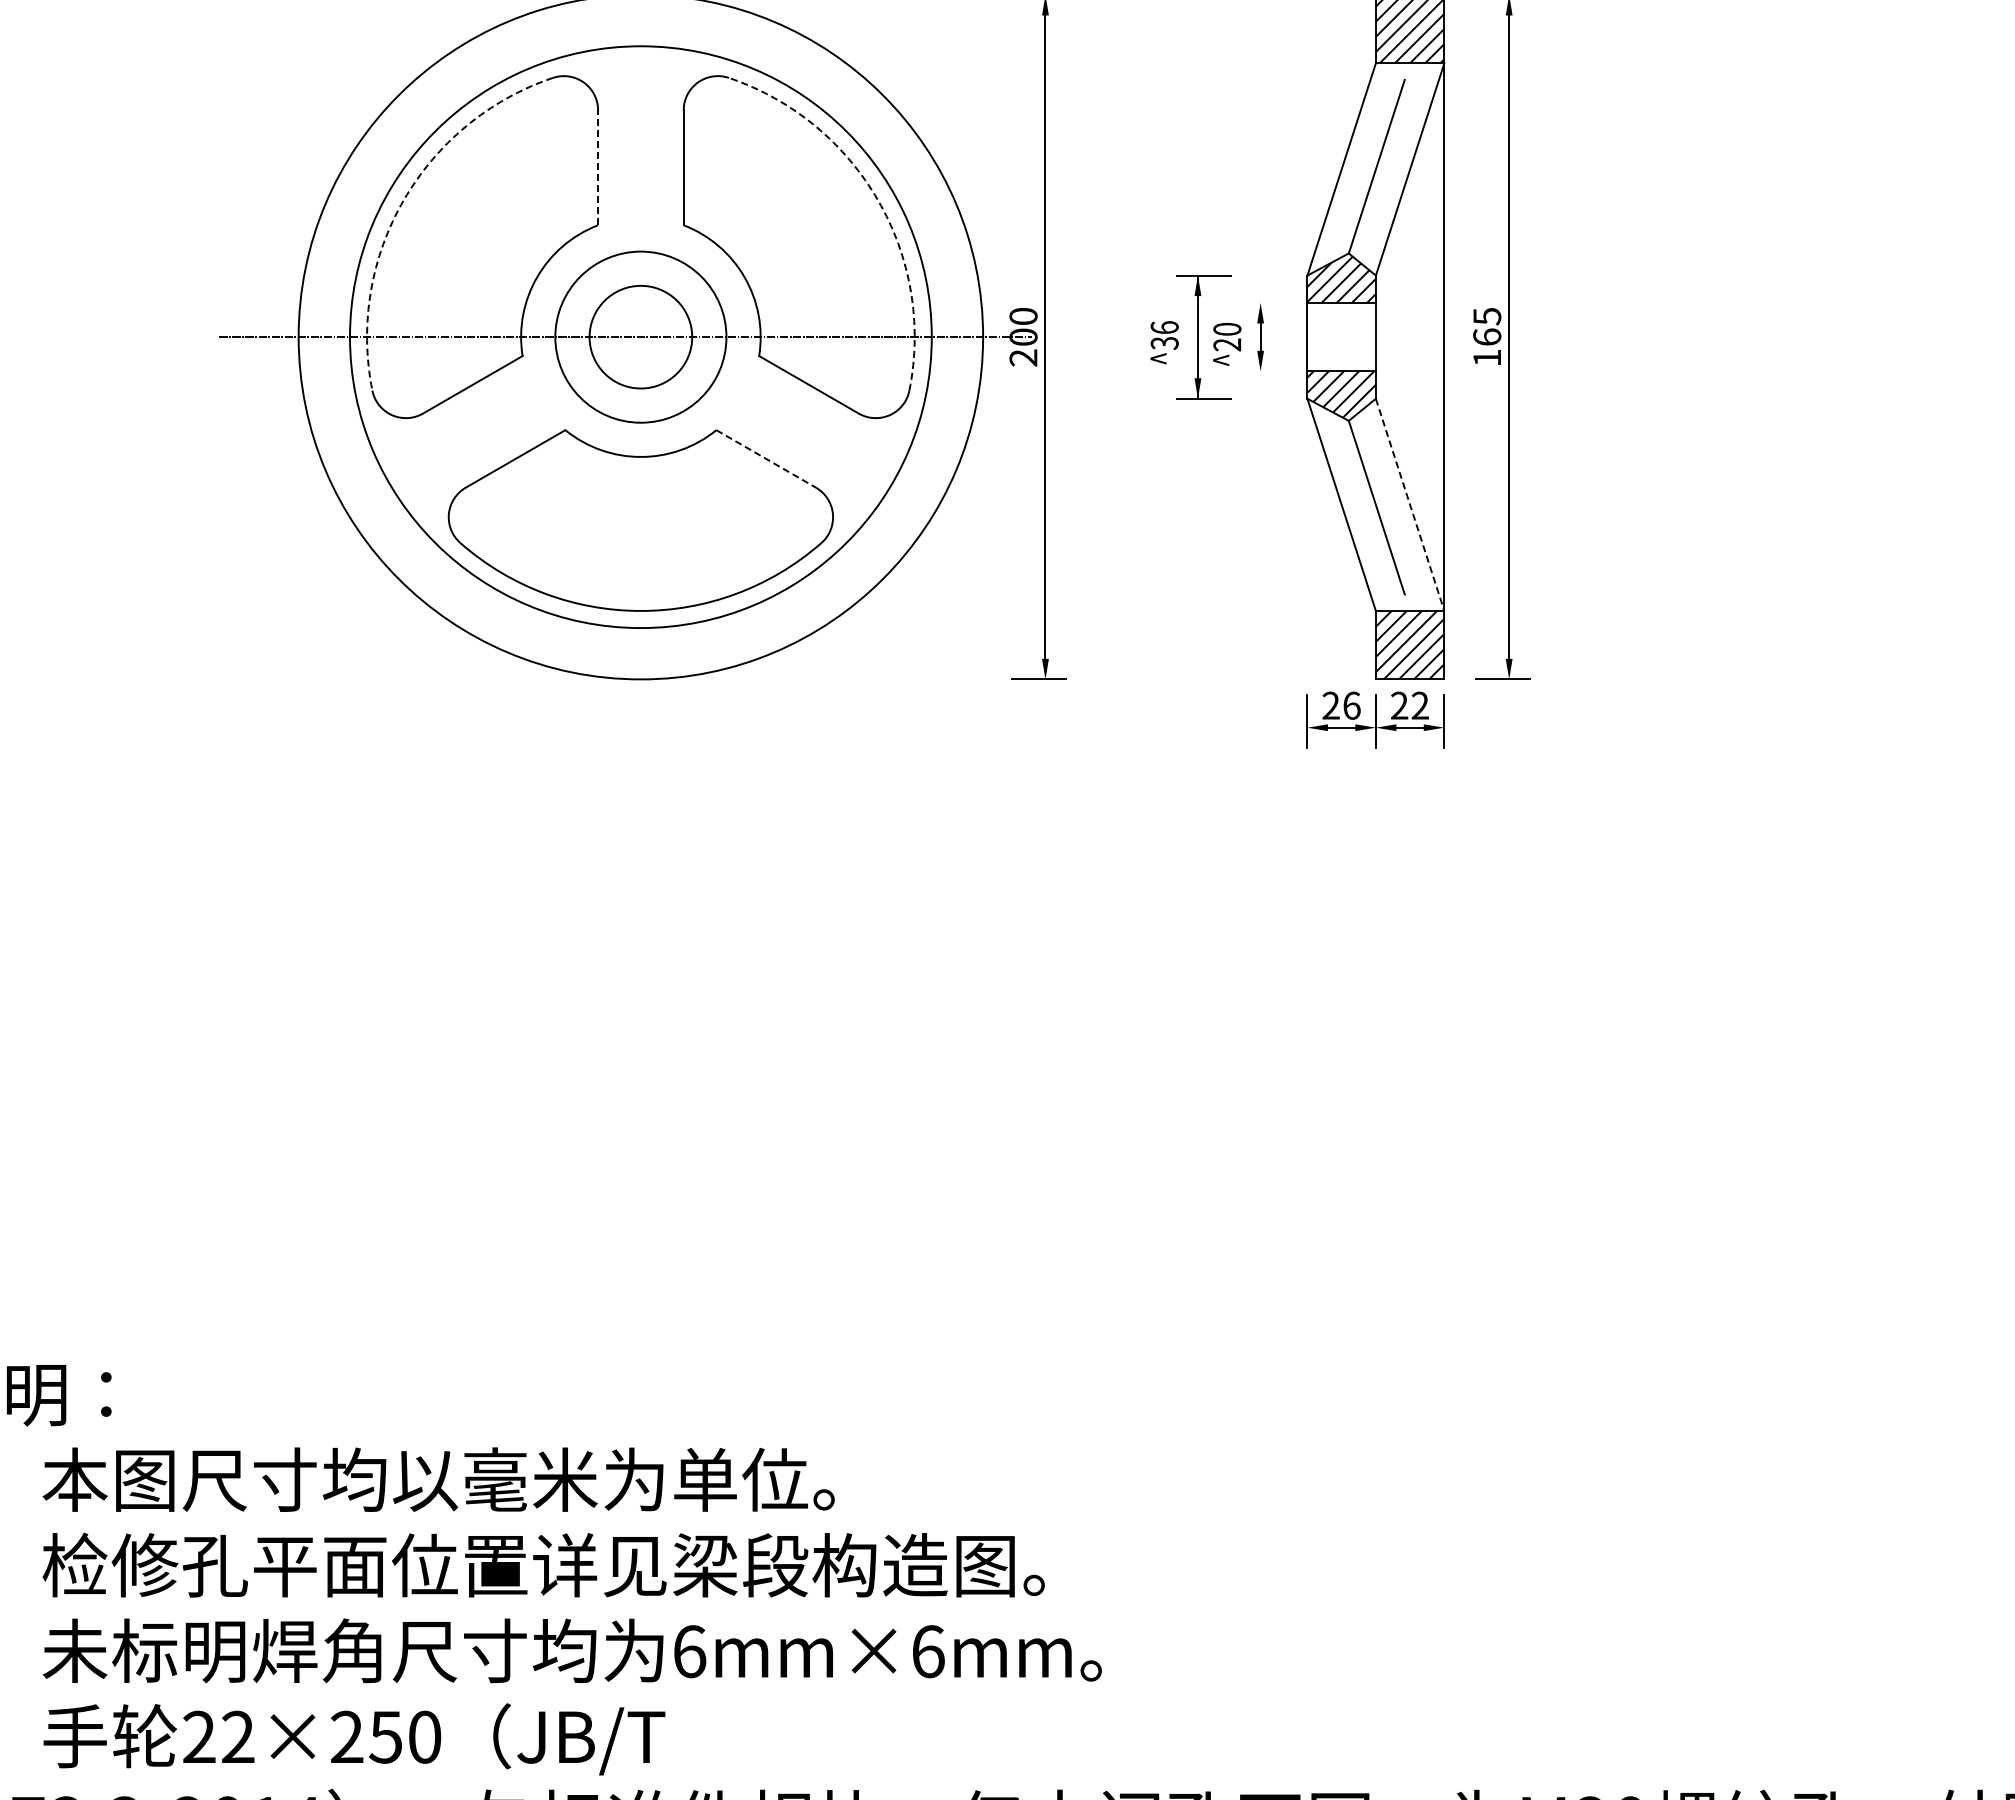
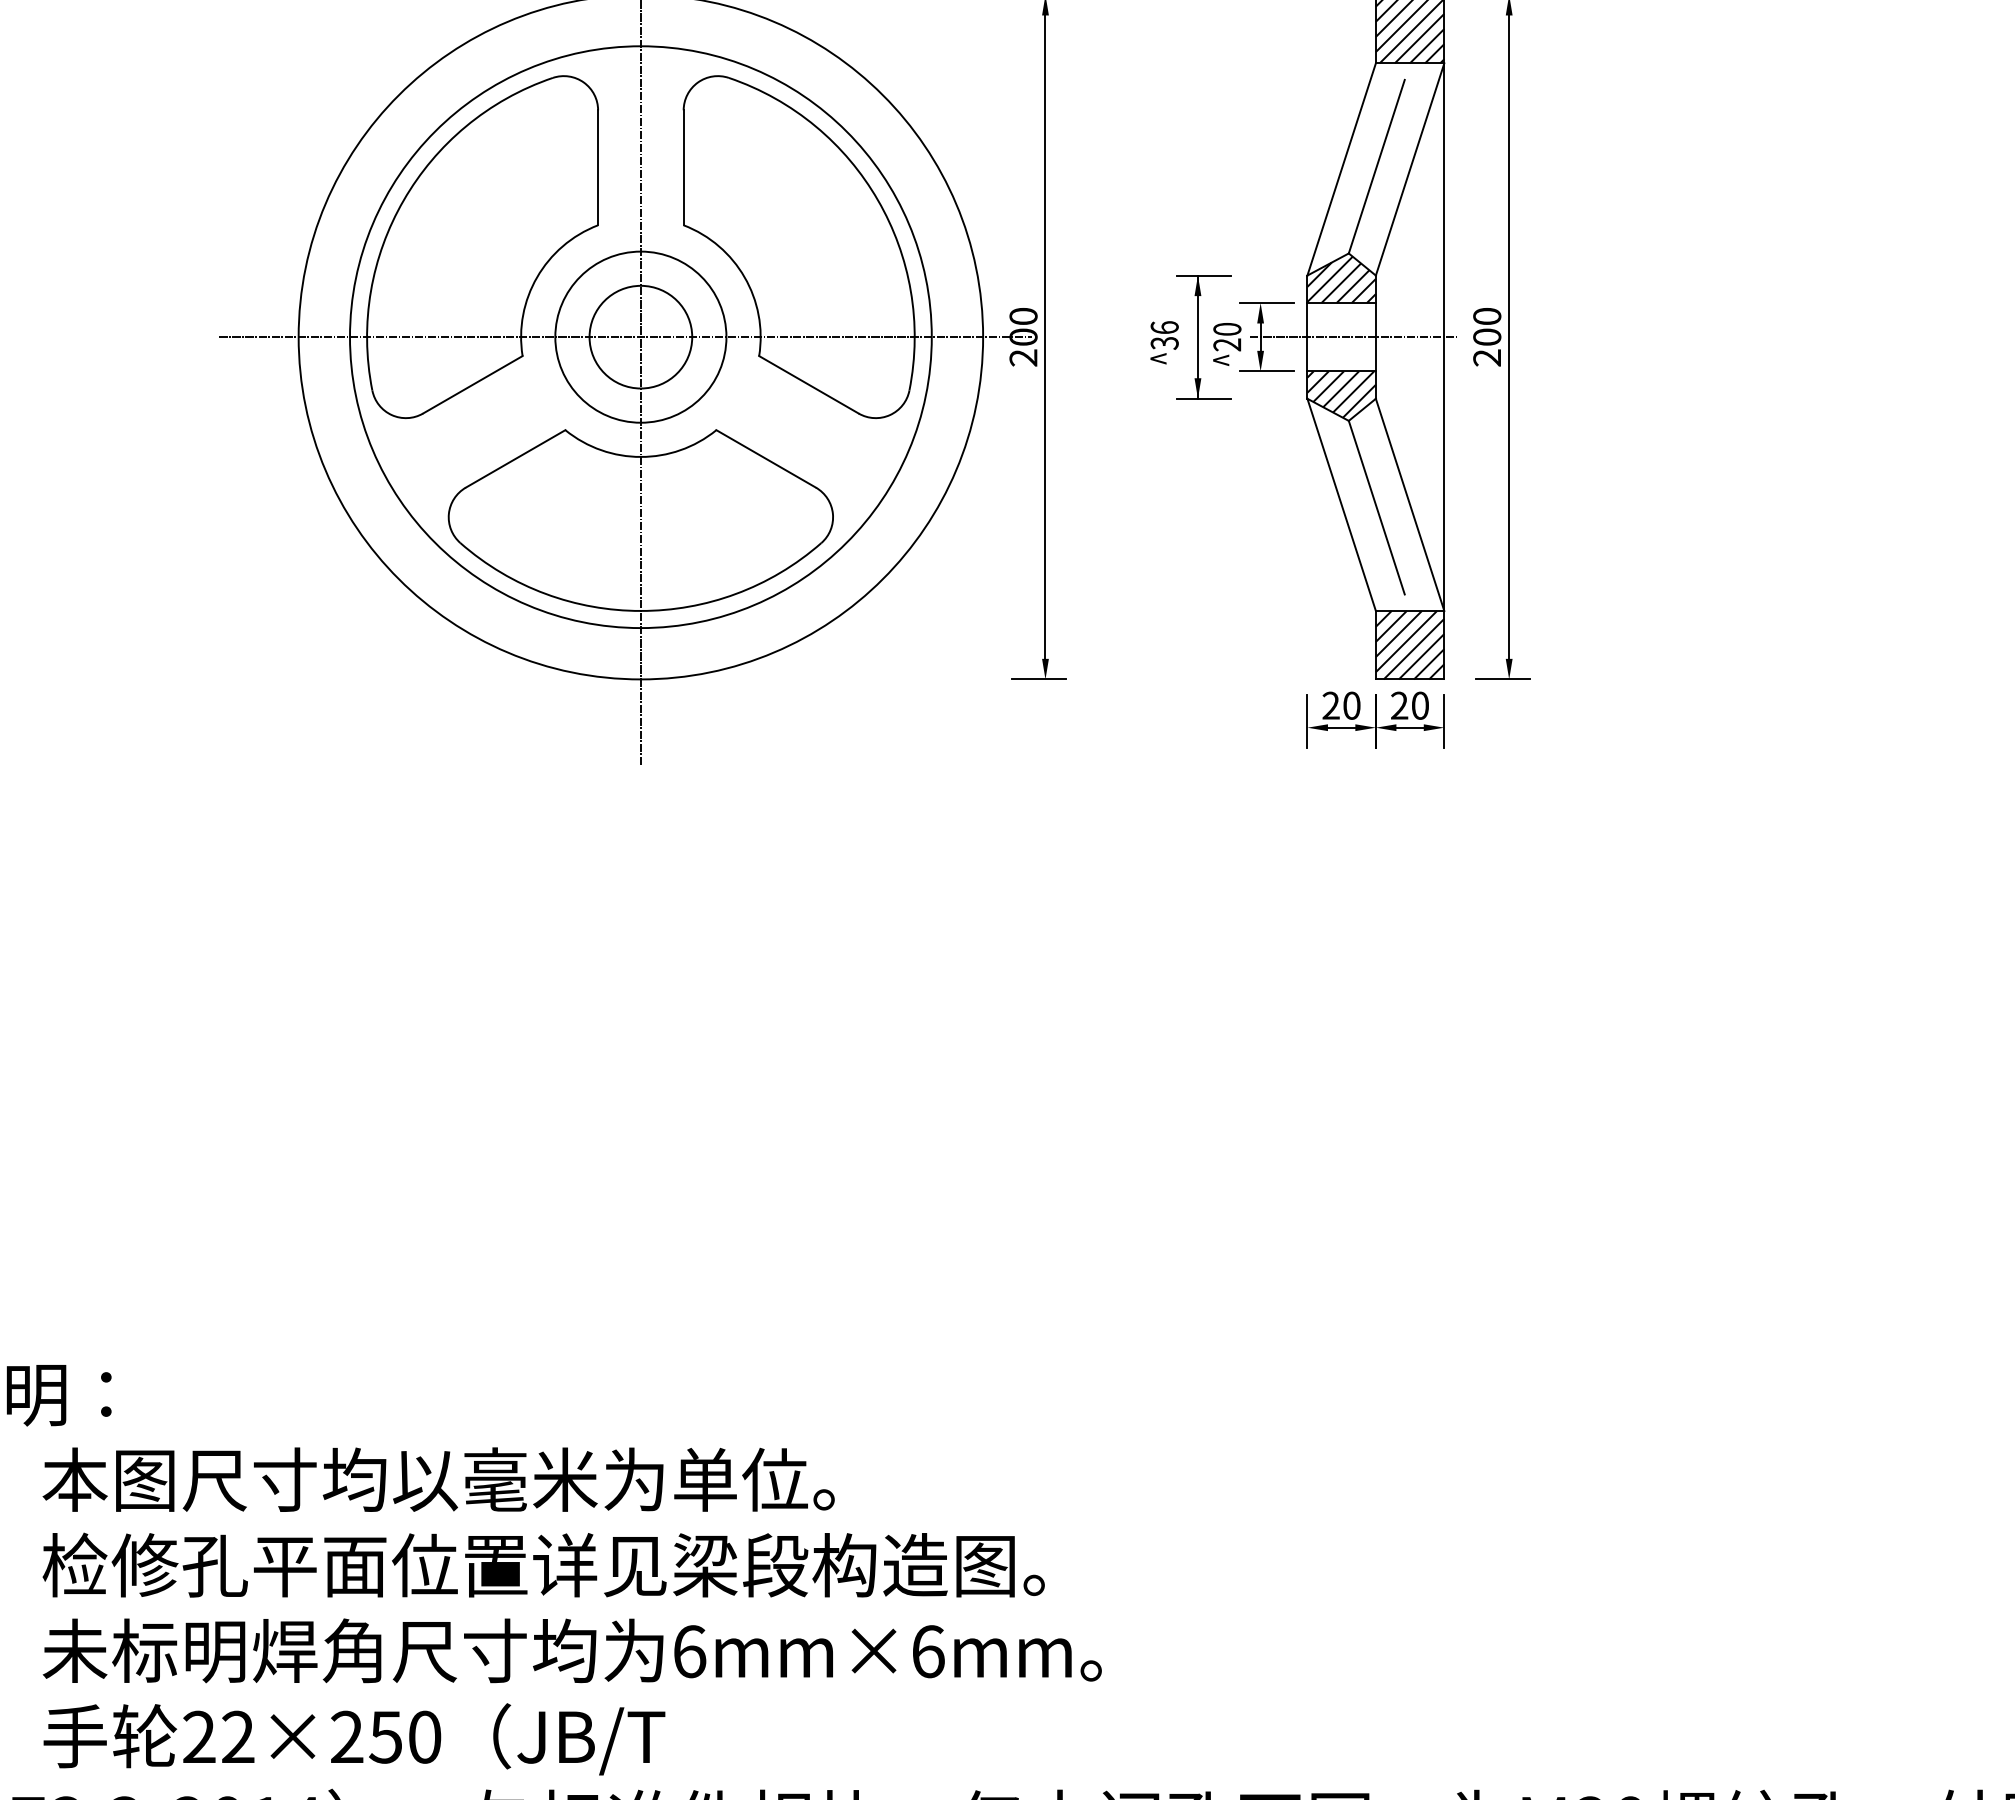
line: dashed -> solid (598, 167)
arc: dashed -> solid (403, 200)
arc: dashed -> solid (878, 200)
line: none -> present (1266, 302)
line: none -> present (1354, 337)
text: 165 -> 200 (1487, 337)
line: none -> present (1266, 371)
line: none -> present (640, 383)
line: dashed -> solid (766, 459)
line: dashed -> solid (1410, 505)
text: 26 -> 20 (1351, 705)
text: 22 -> 20 (1419, 705)
